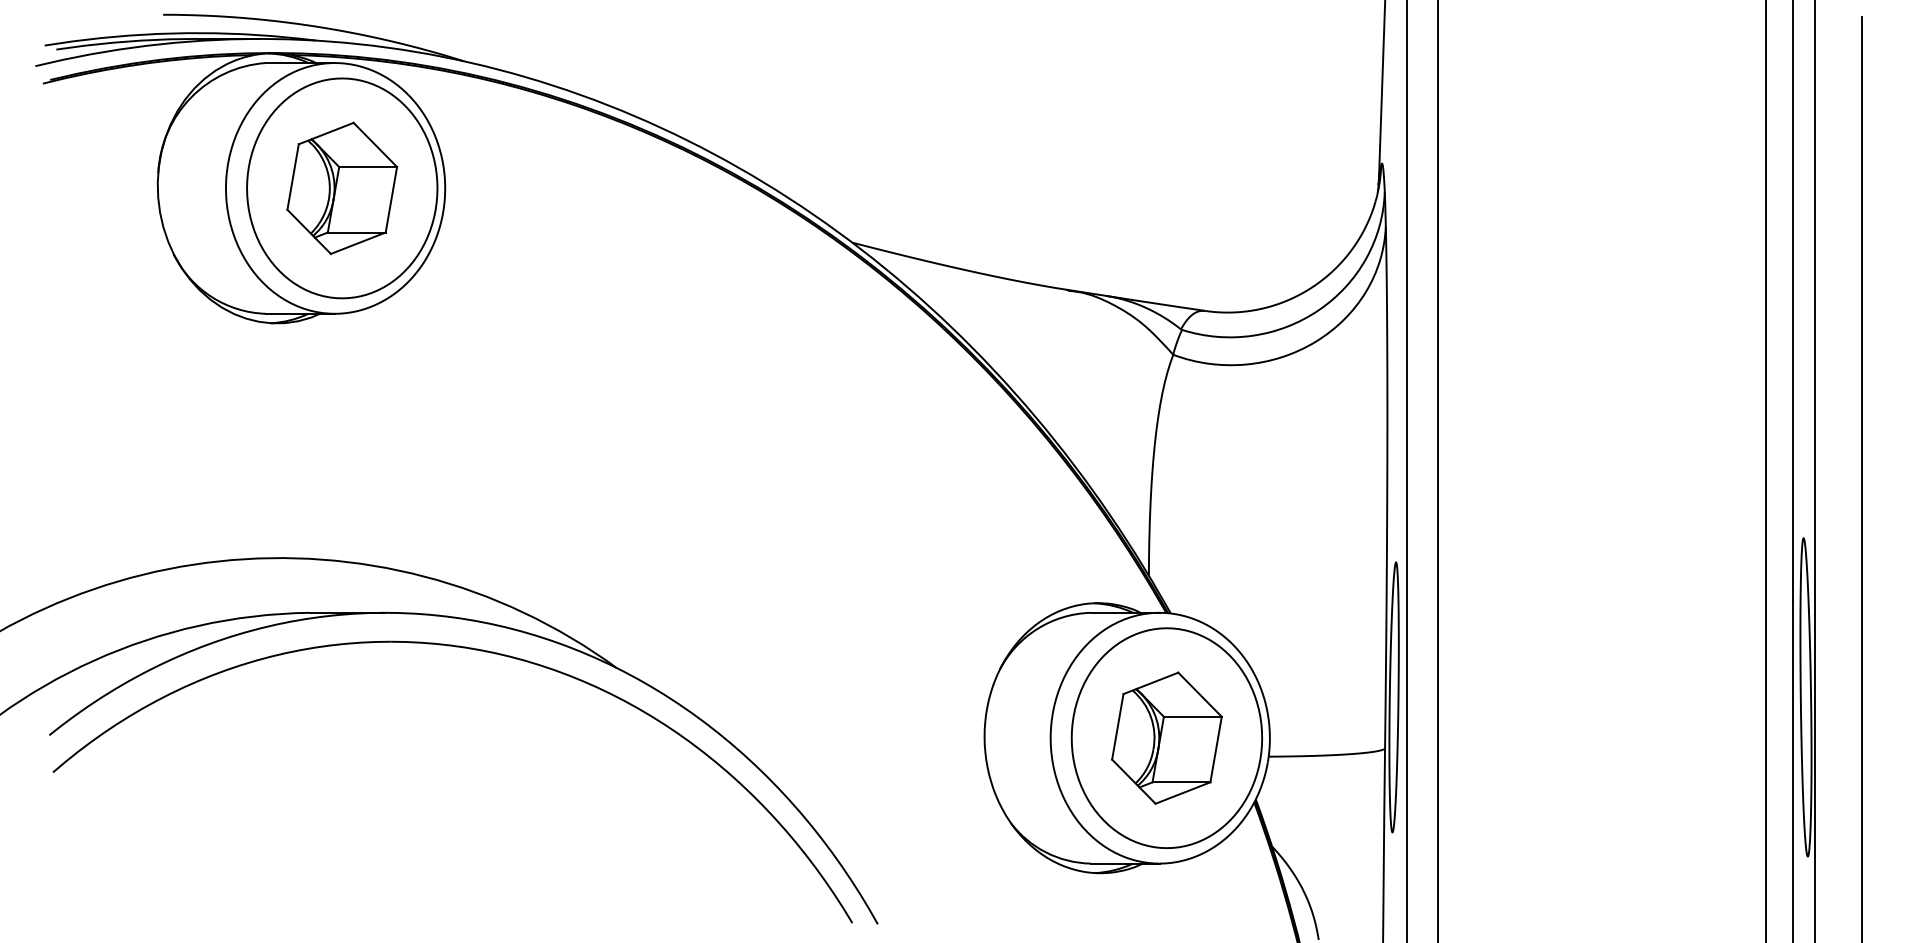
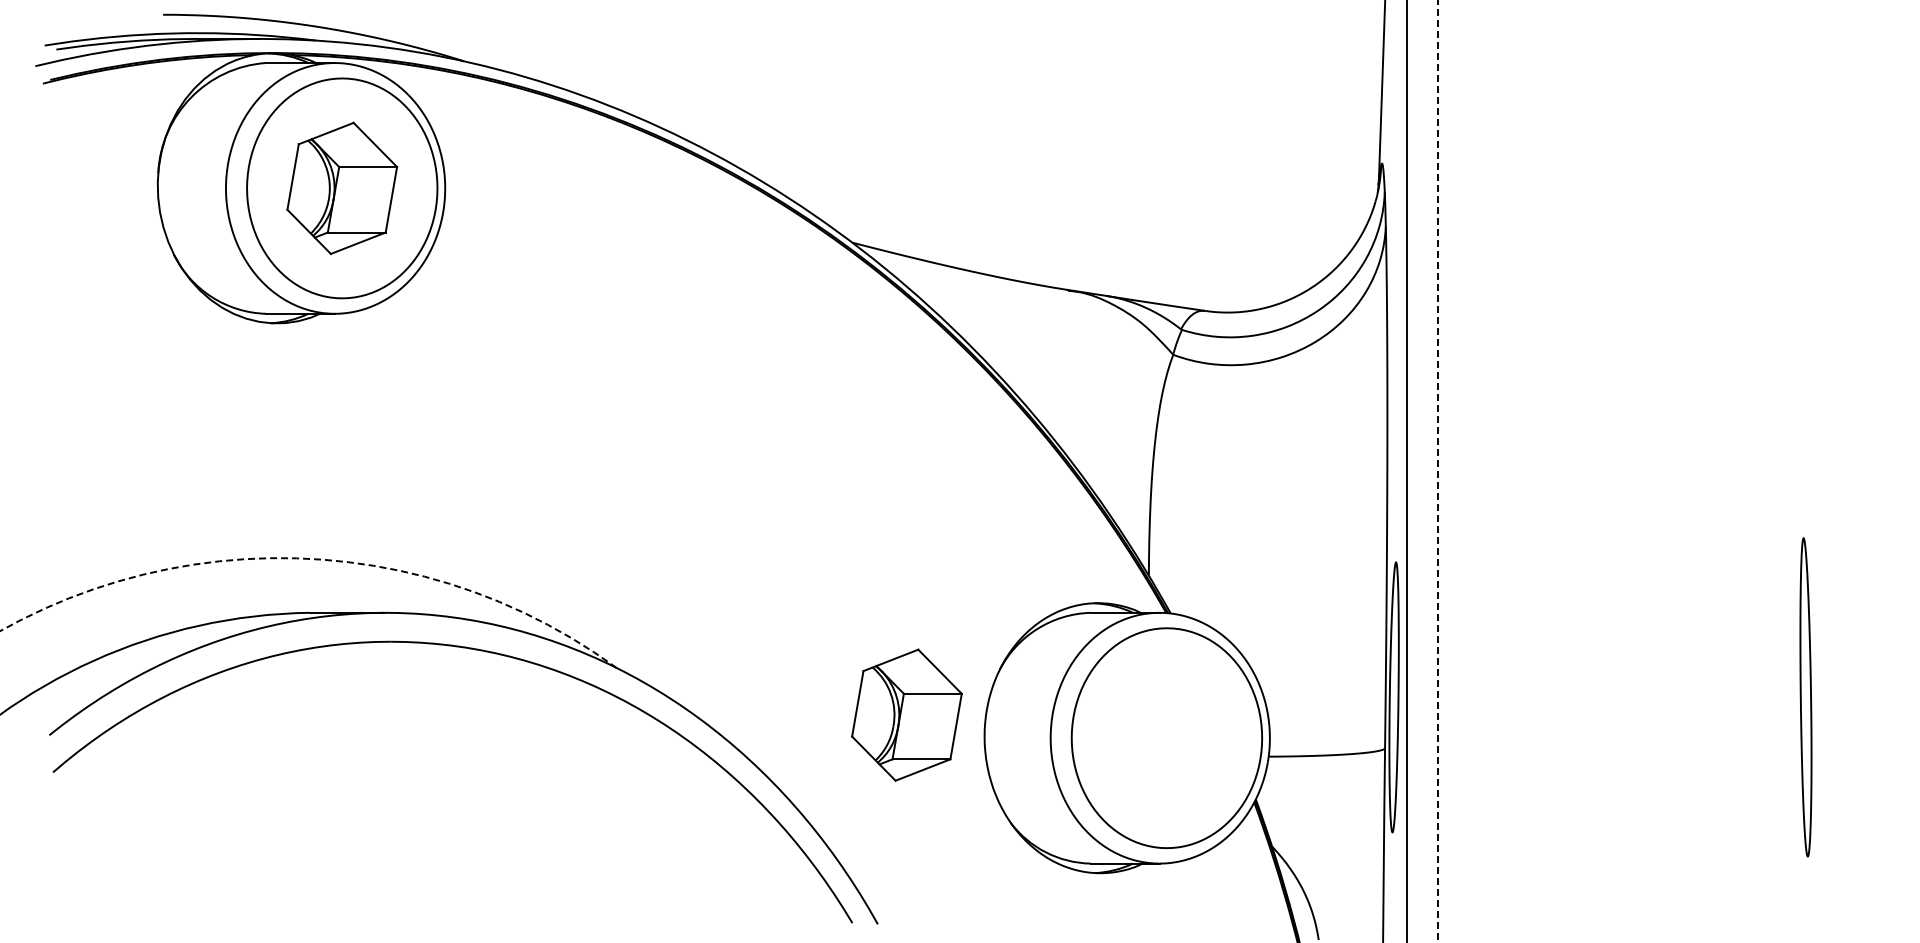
line: present -> none (1765, 470)
line: present -> none (1793, 470)
line: present -> none (1814, 470)
line: solid -> dashed (1437, 471)
line: present -> none (1862, 477)
arc: solid -> dashed (316, 559)
part position: (1166, 737) -> (906, 714) (906, 714)
